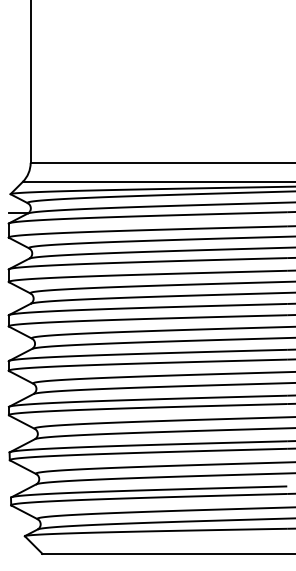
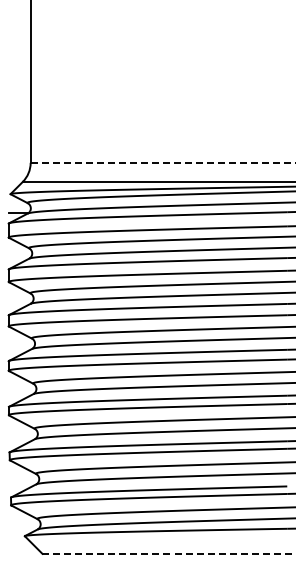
line: solid -> dashed (163, 162)
line: solid -> dashed (169, 553)
